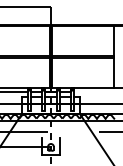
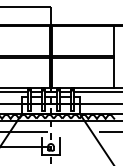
line: none -> present (96, 92)
